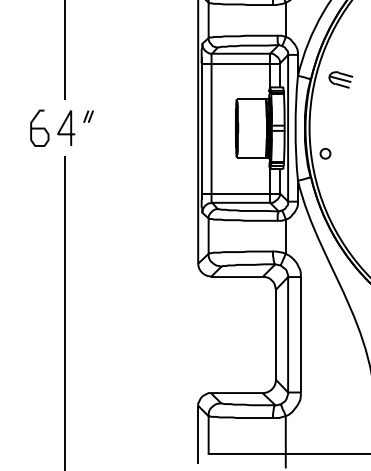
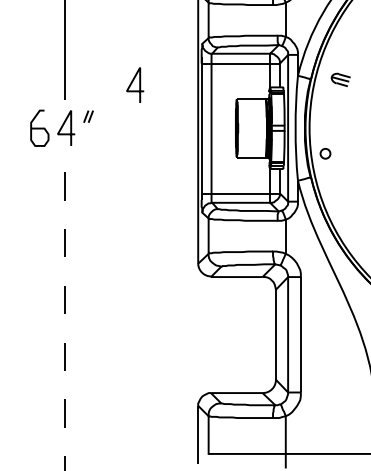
part size: 26x18 px -> 21x16 px (340, 79)
line: none -> present (132, 83)
line: solid -> dashed (64, 313)
